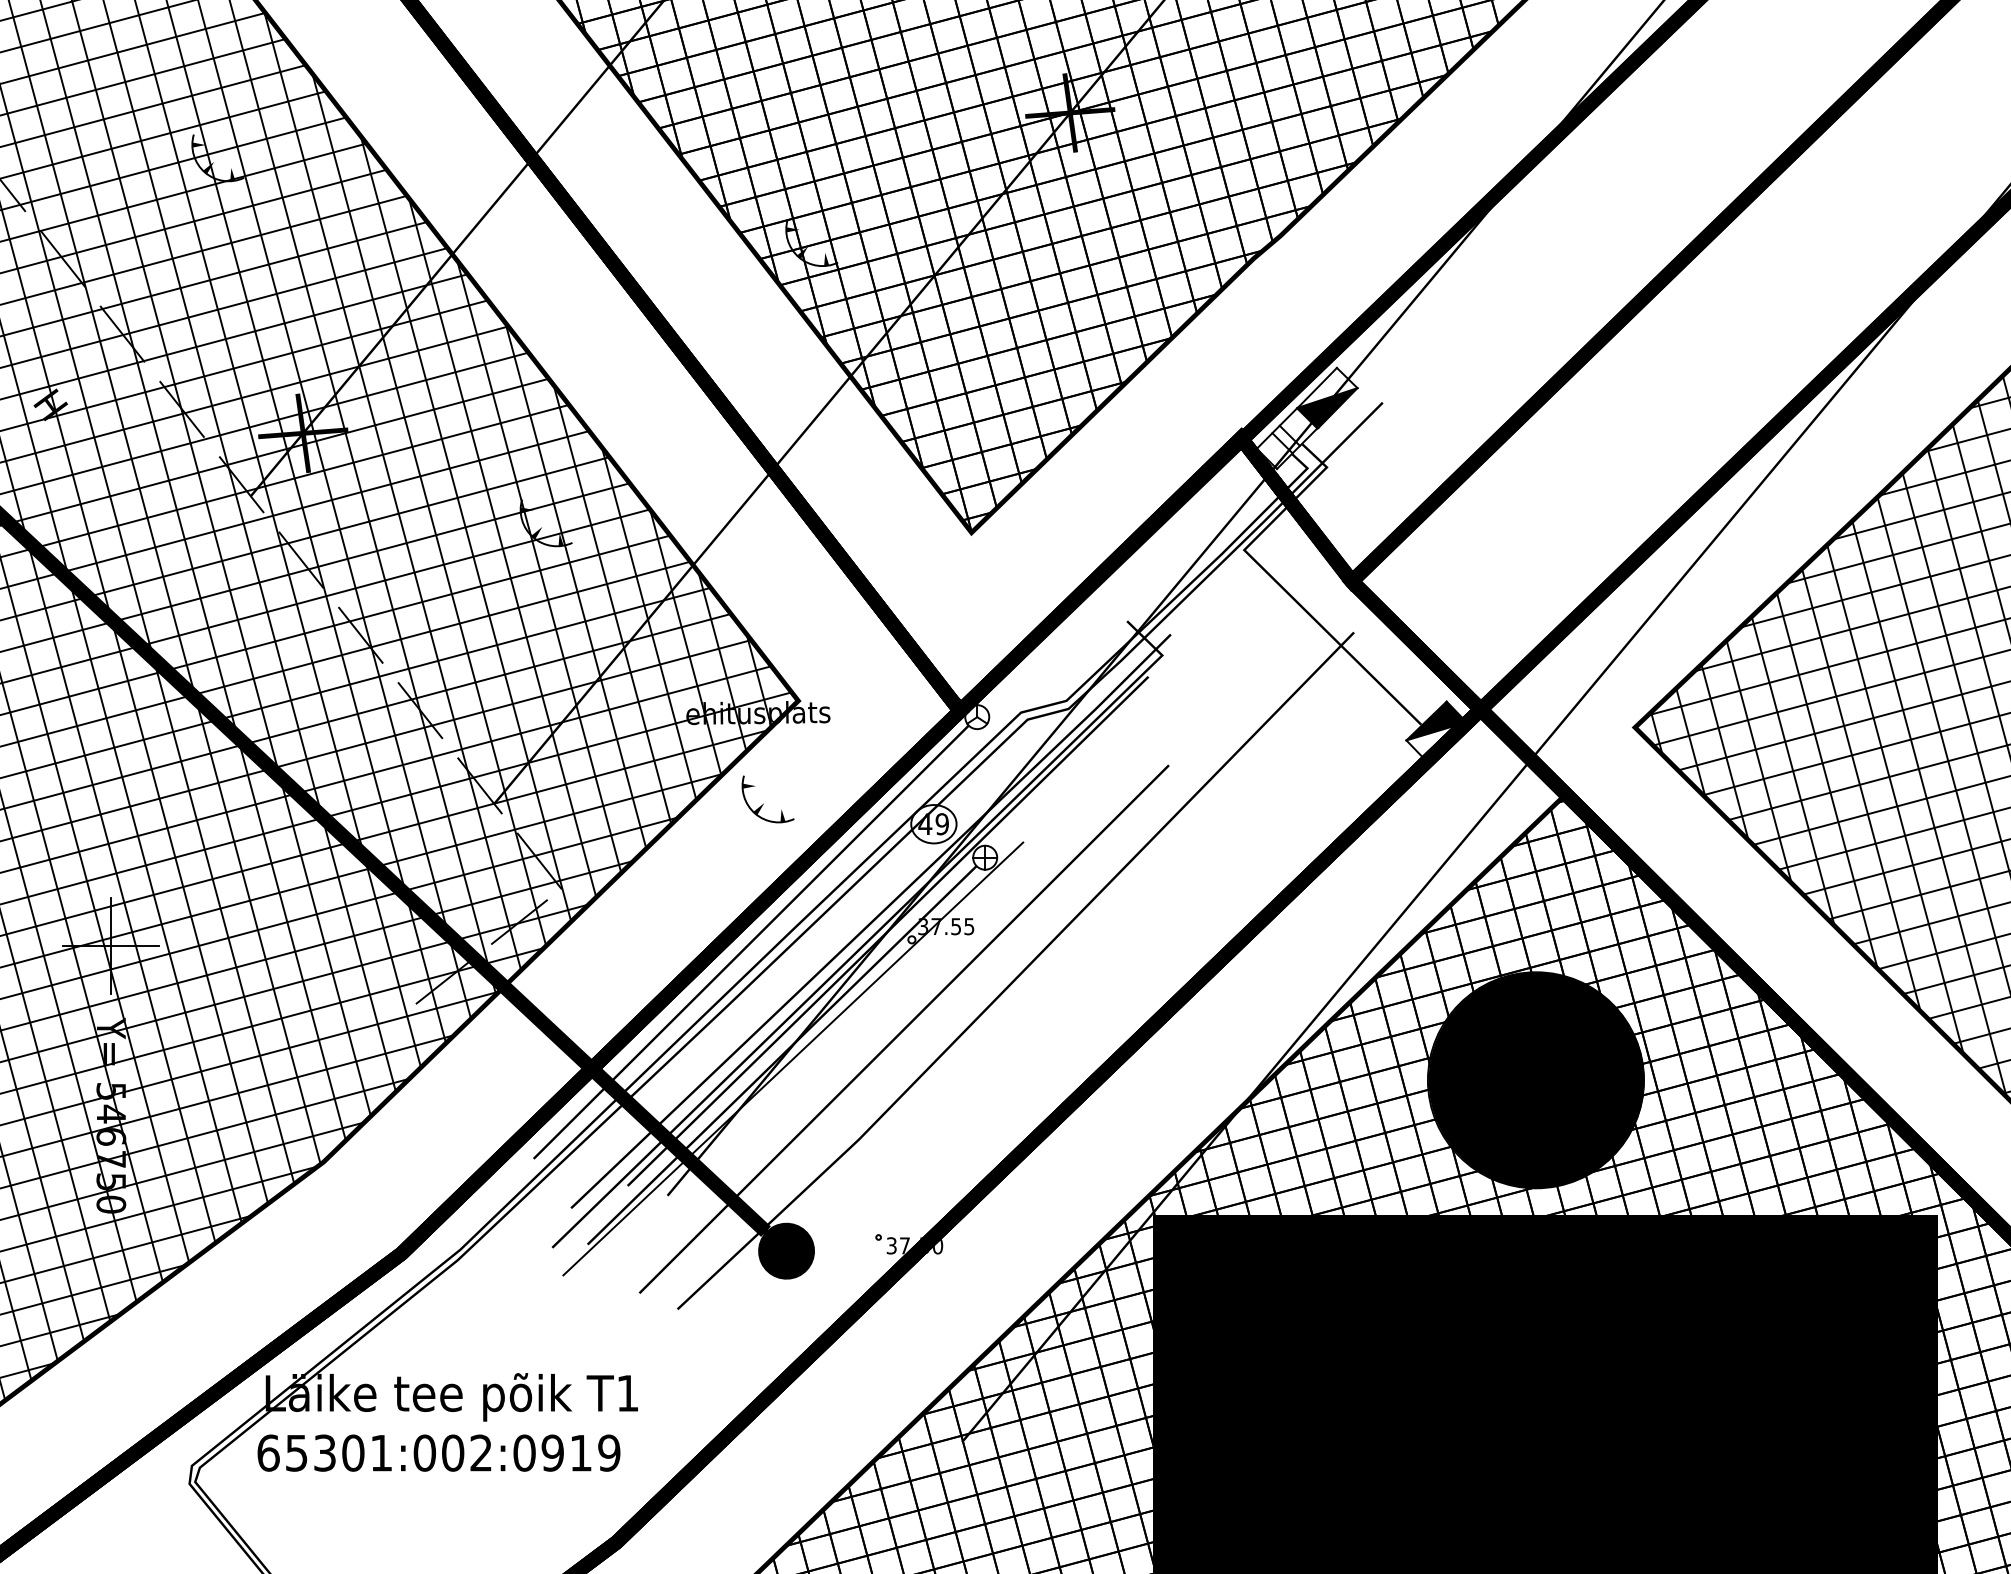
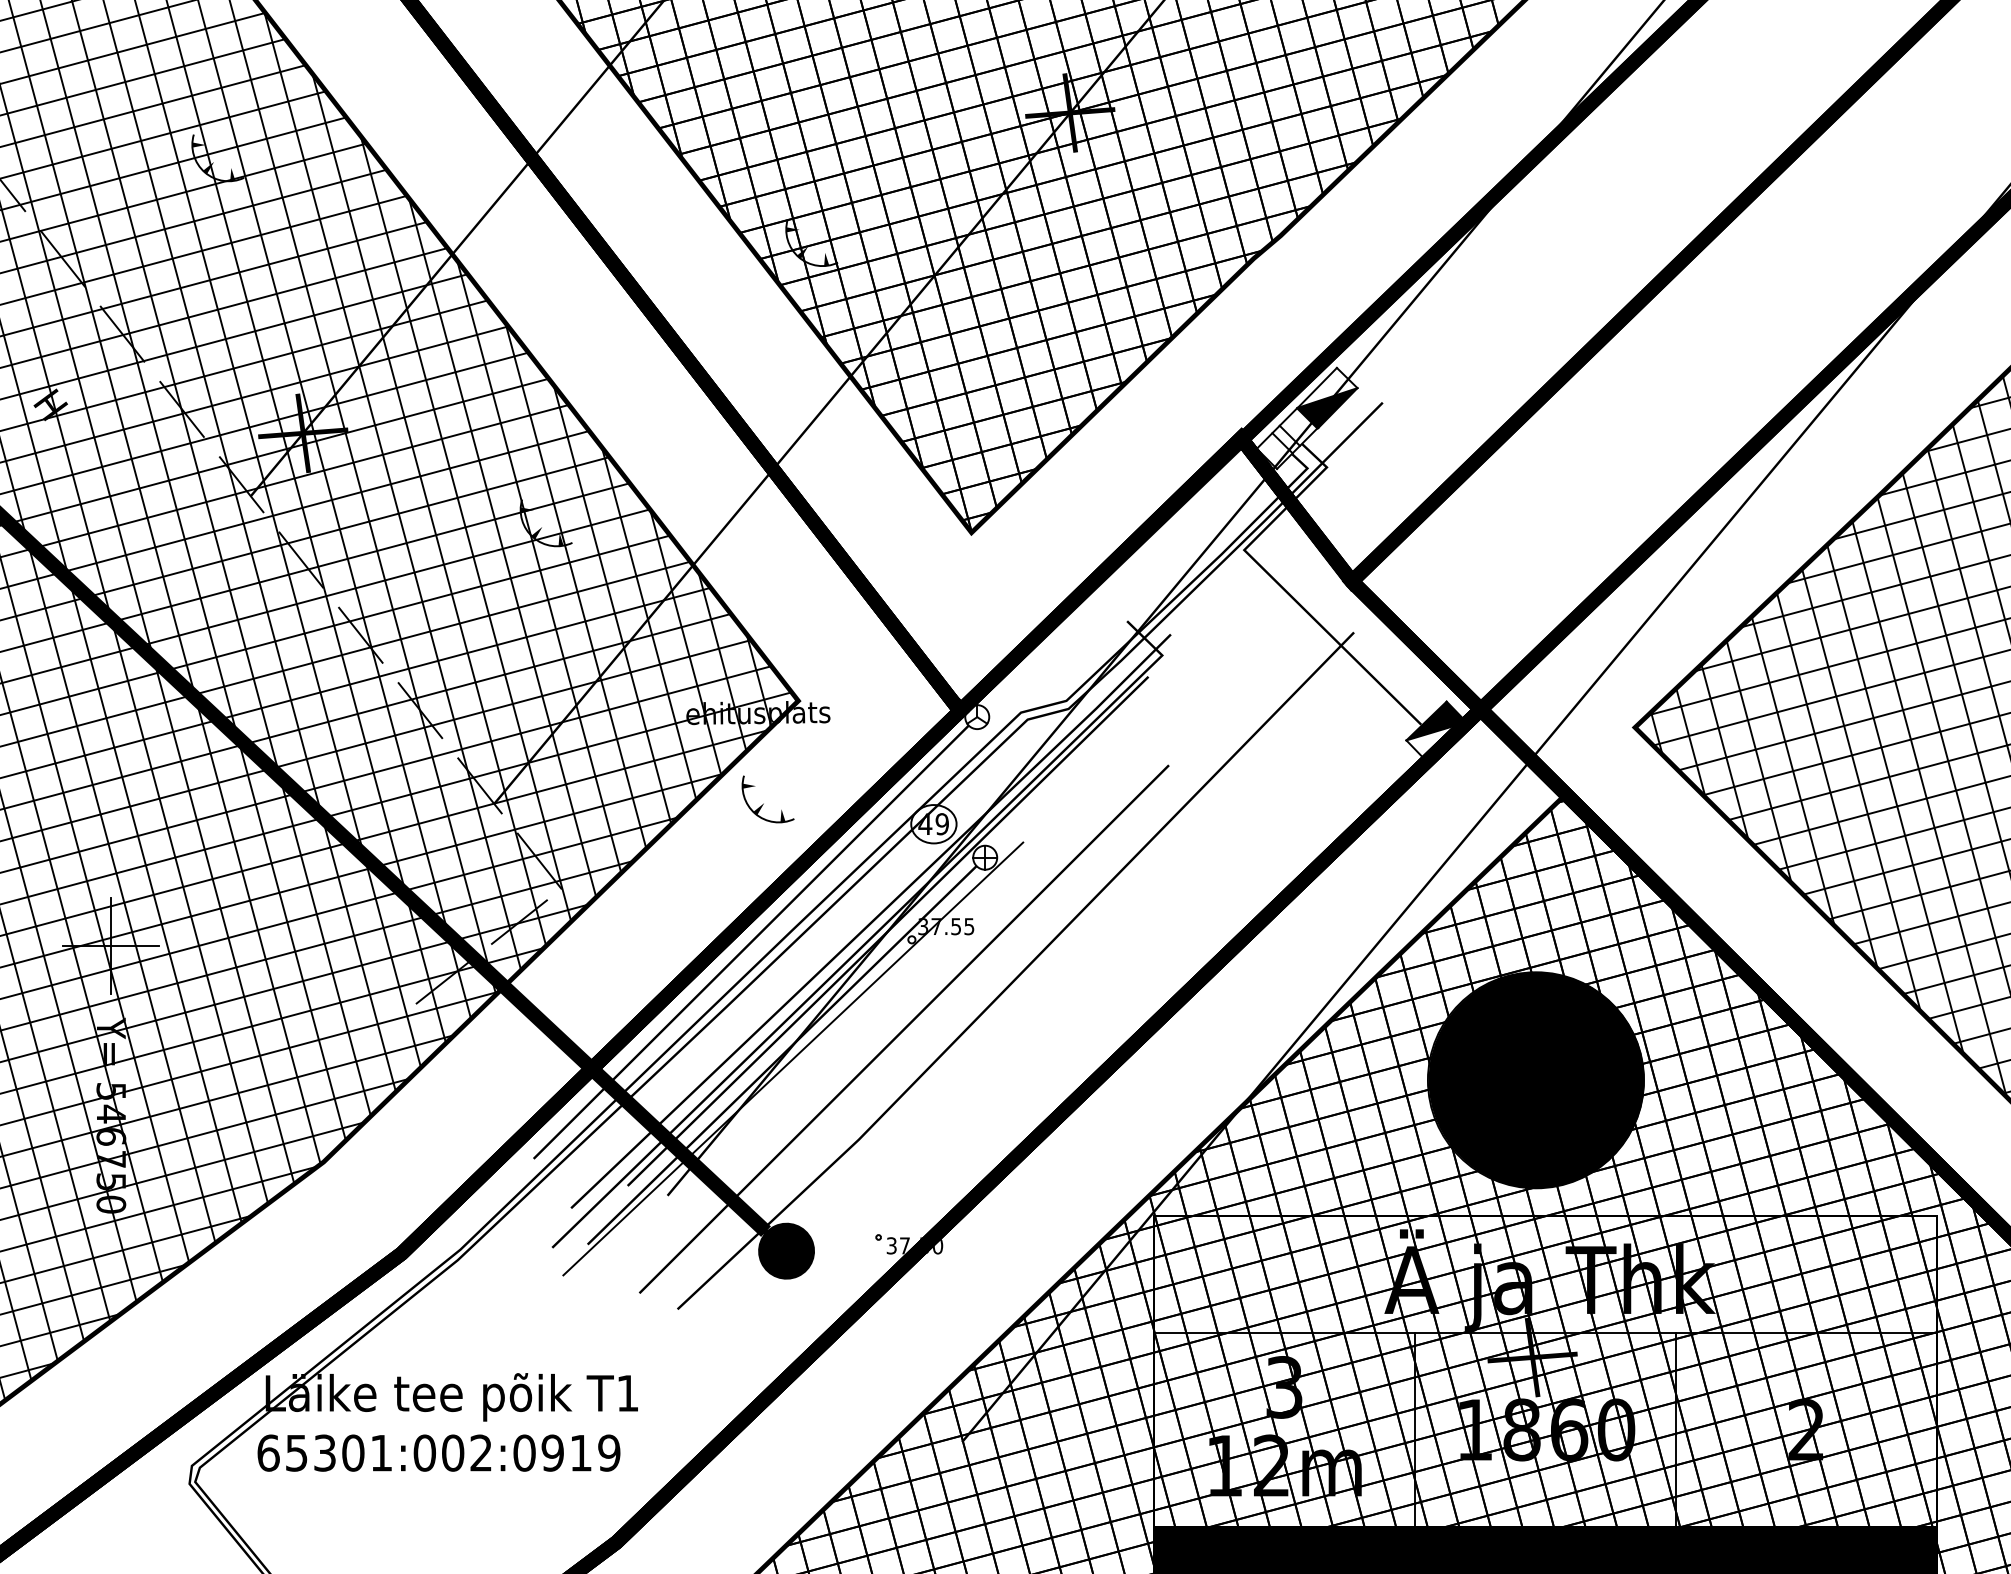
fill: present -> none (1545, 1371)
